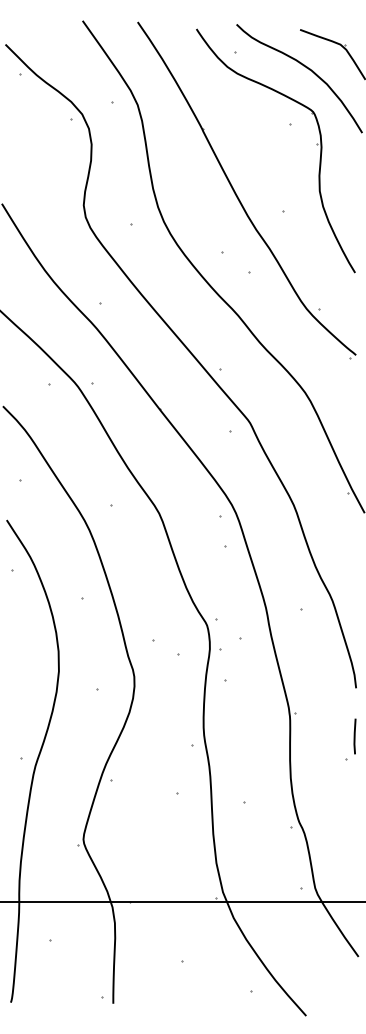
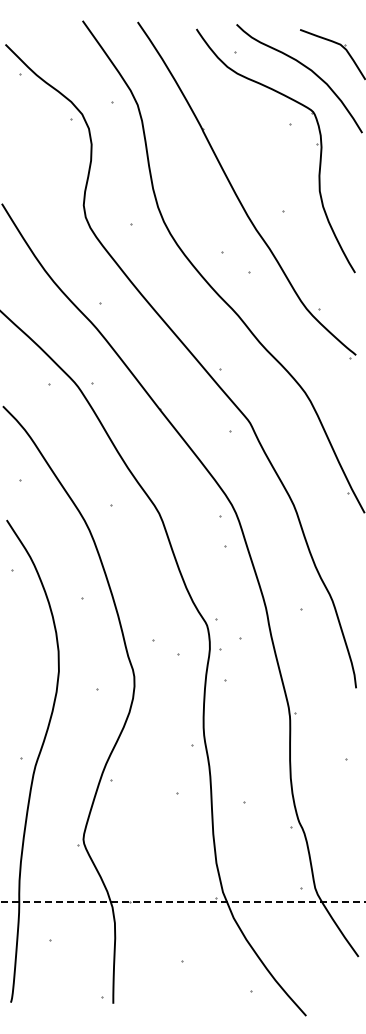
line: present -> none (354, 736)
line: solid -> dashed (183, 902)
